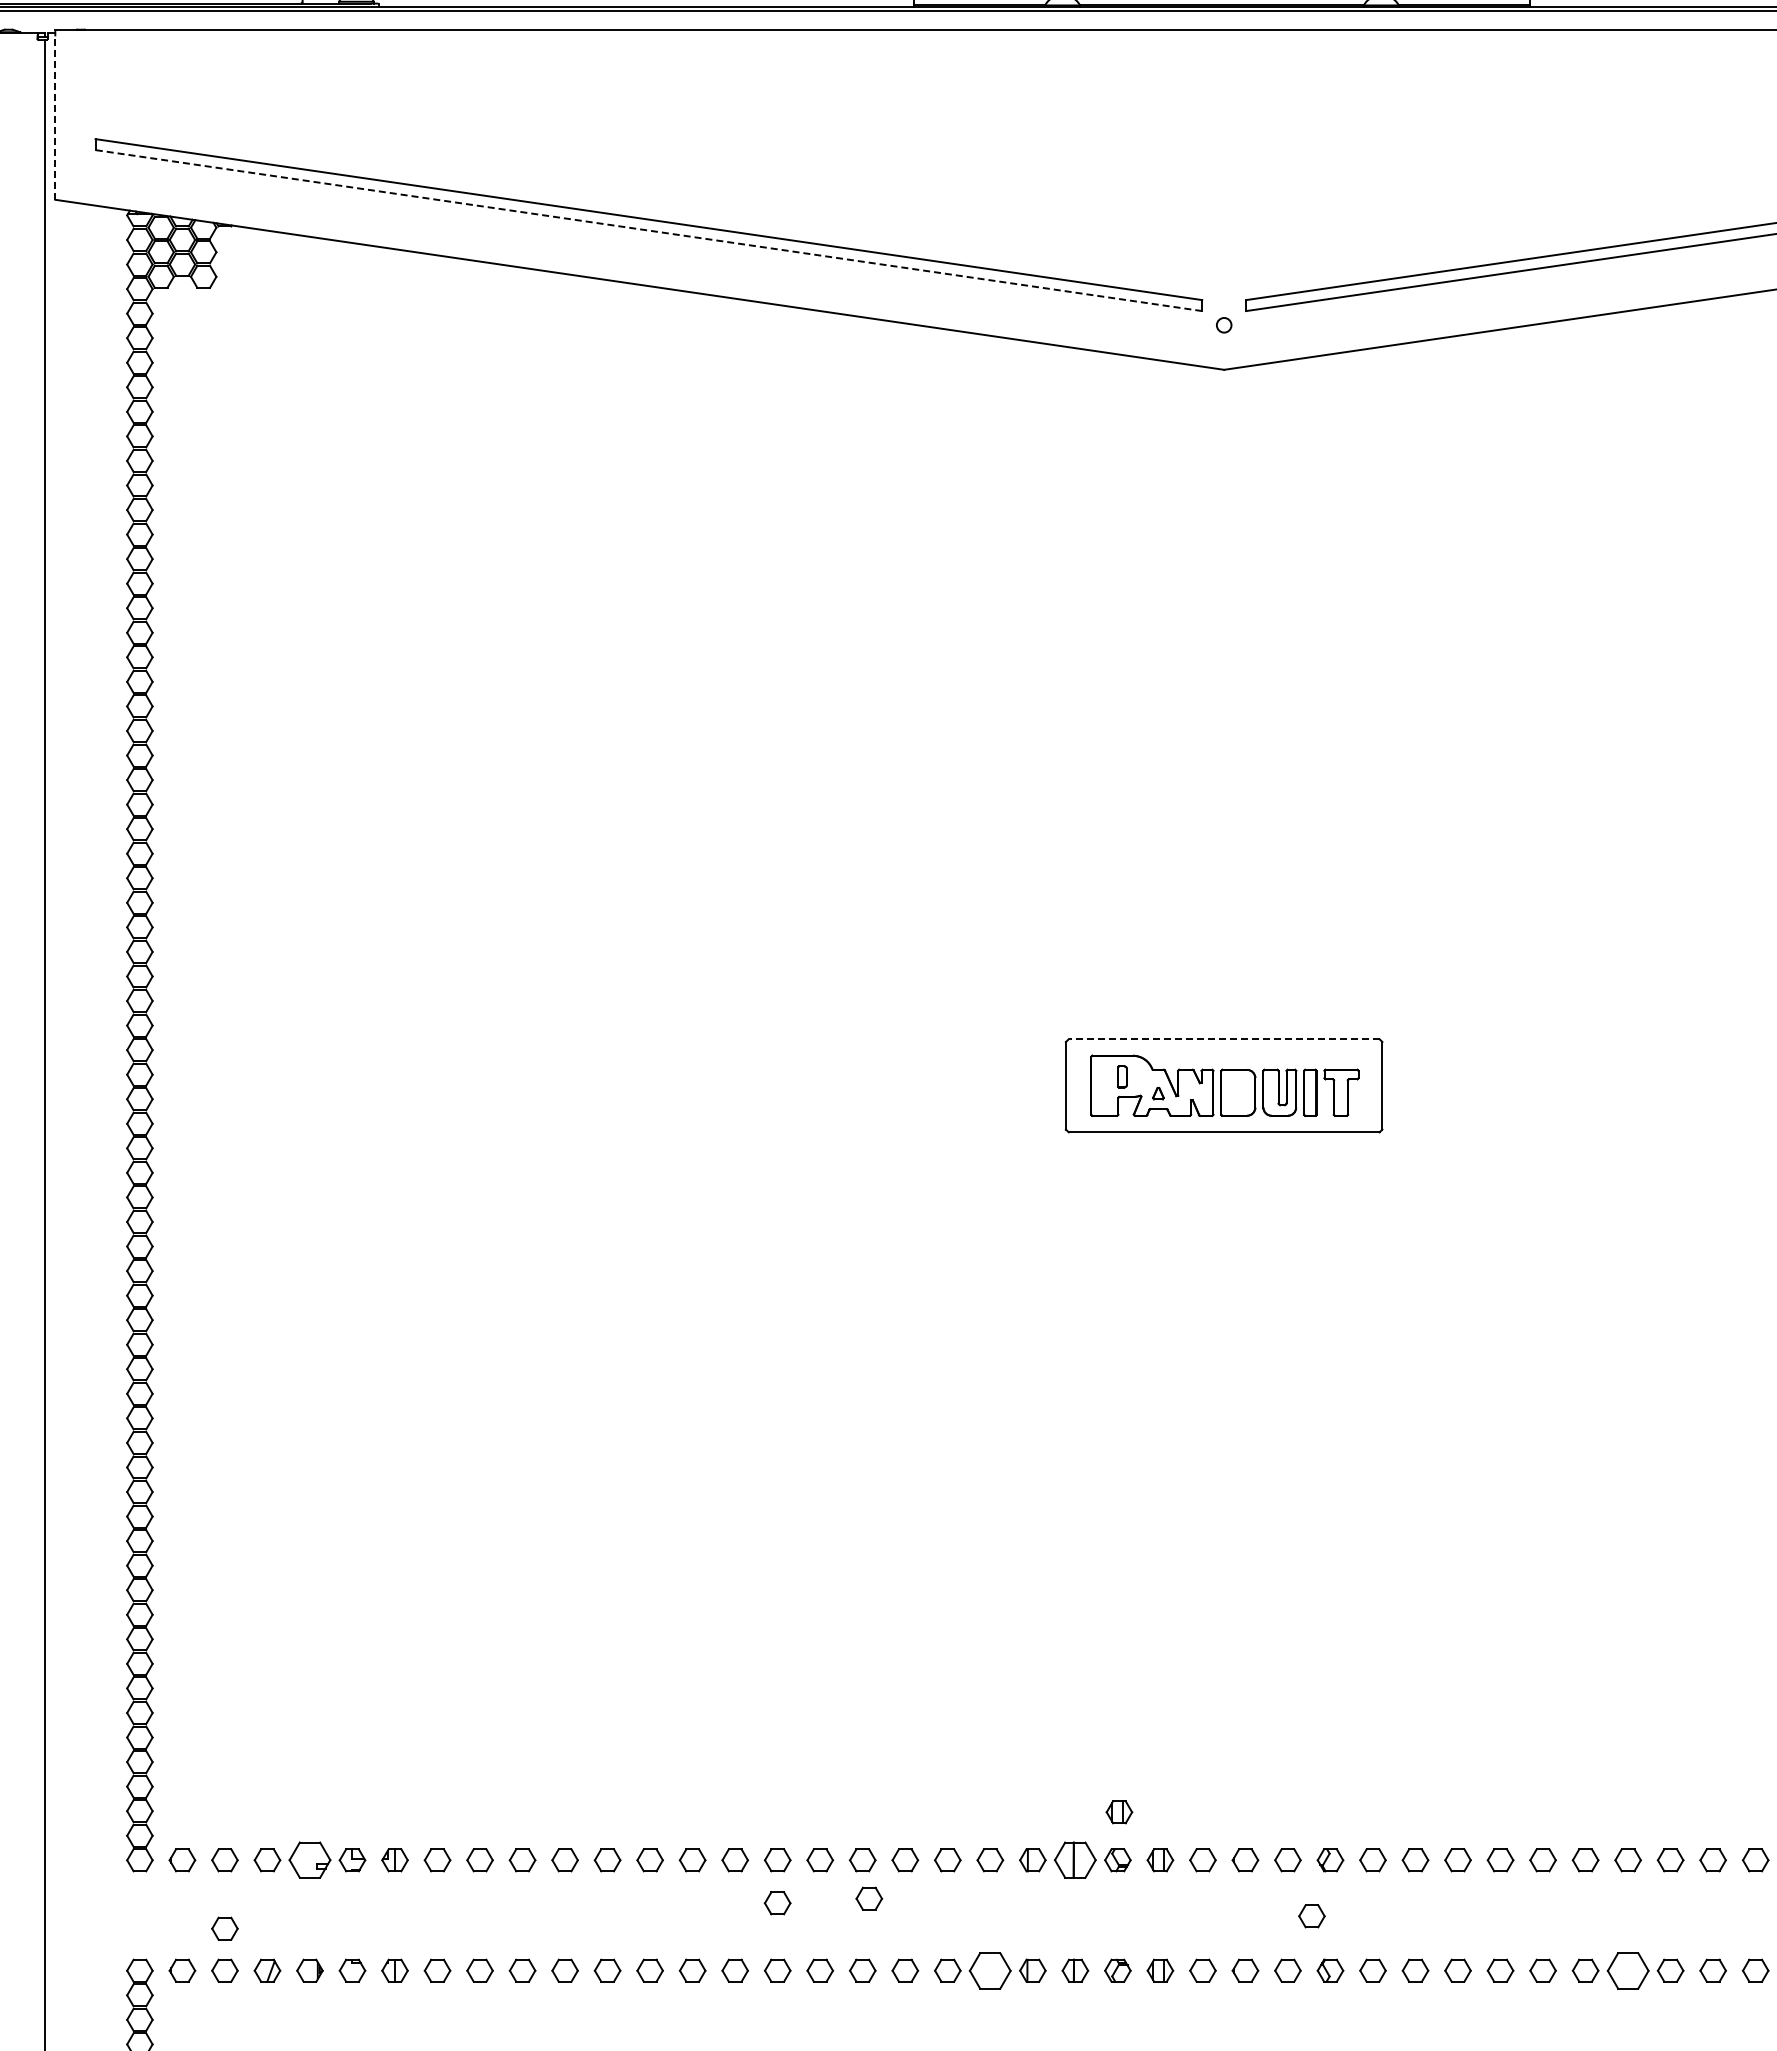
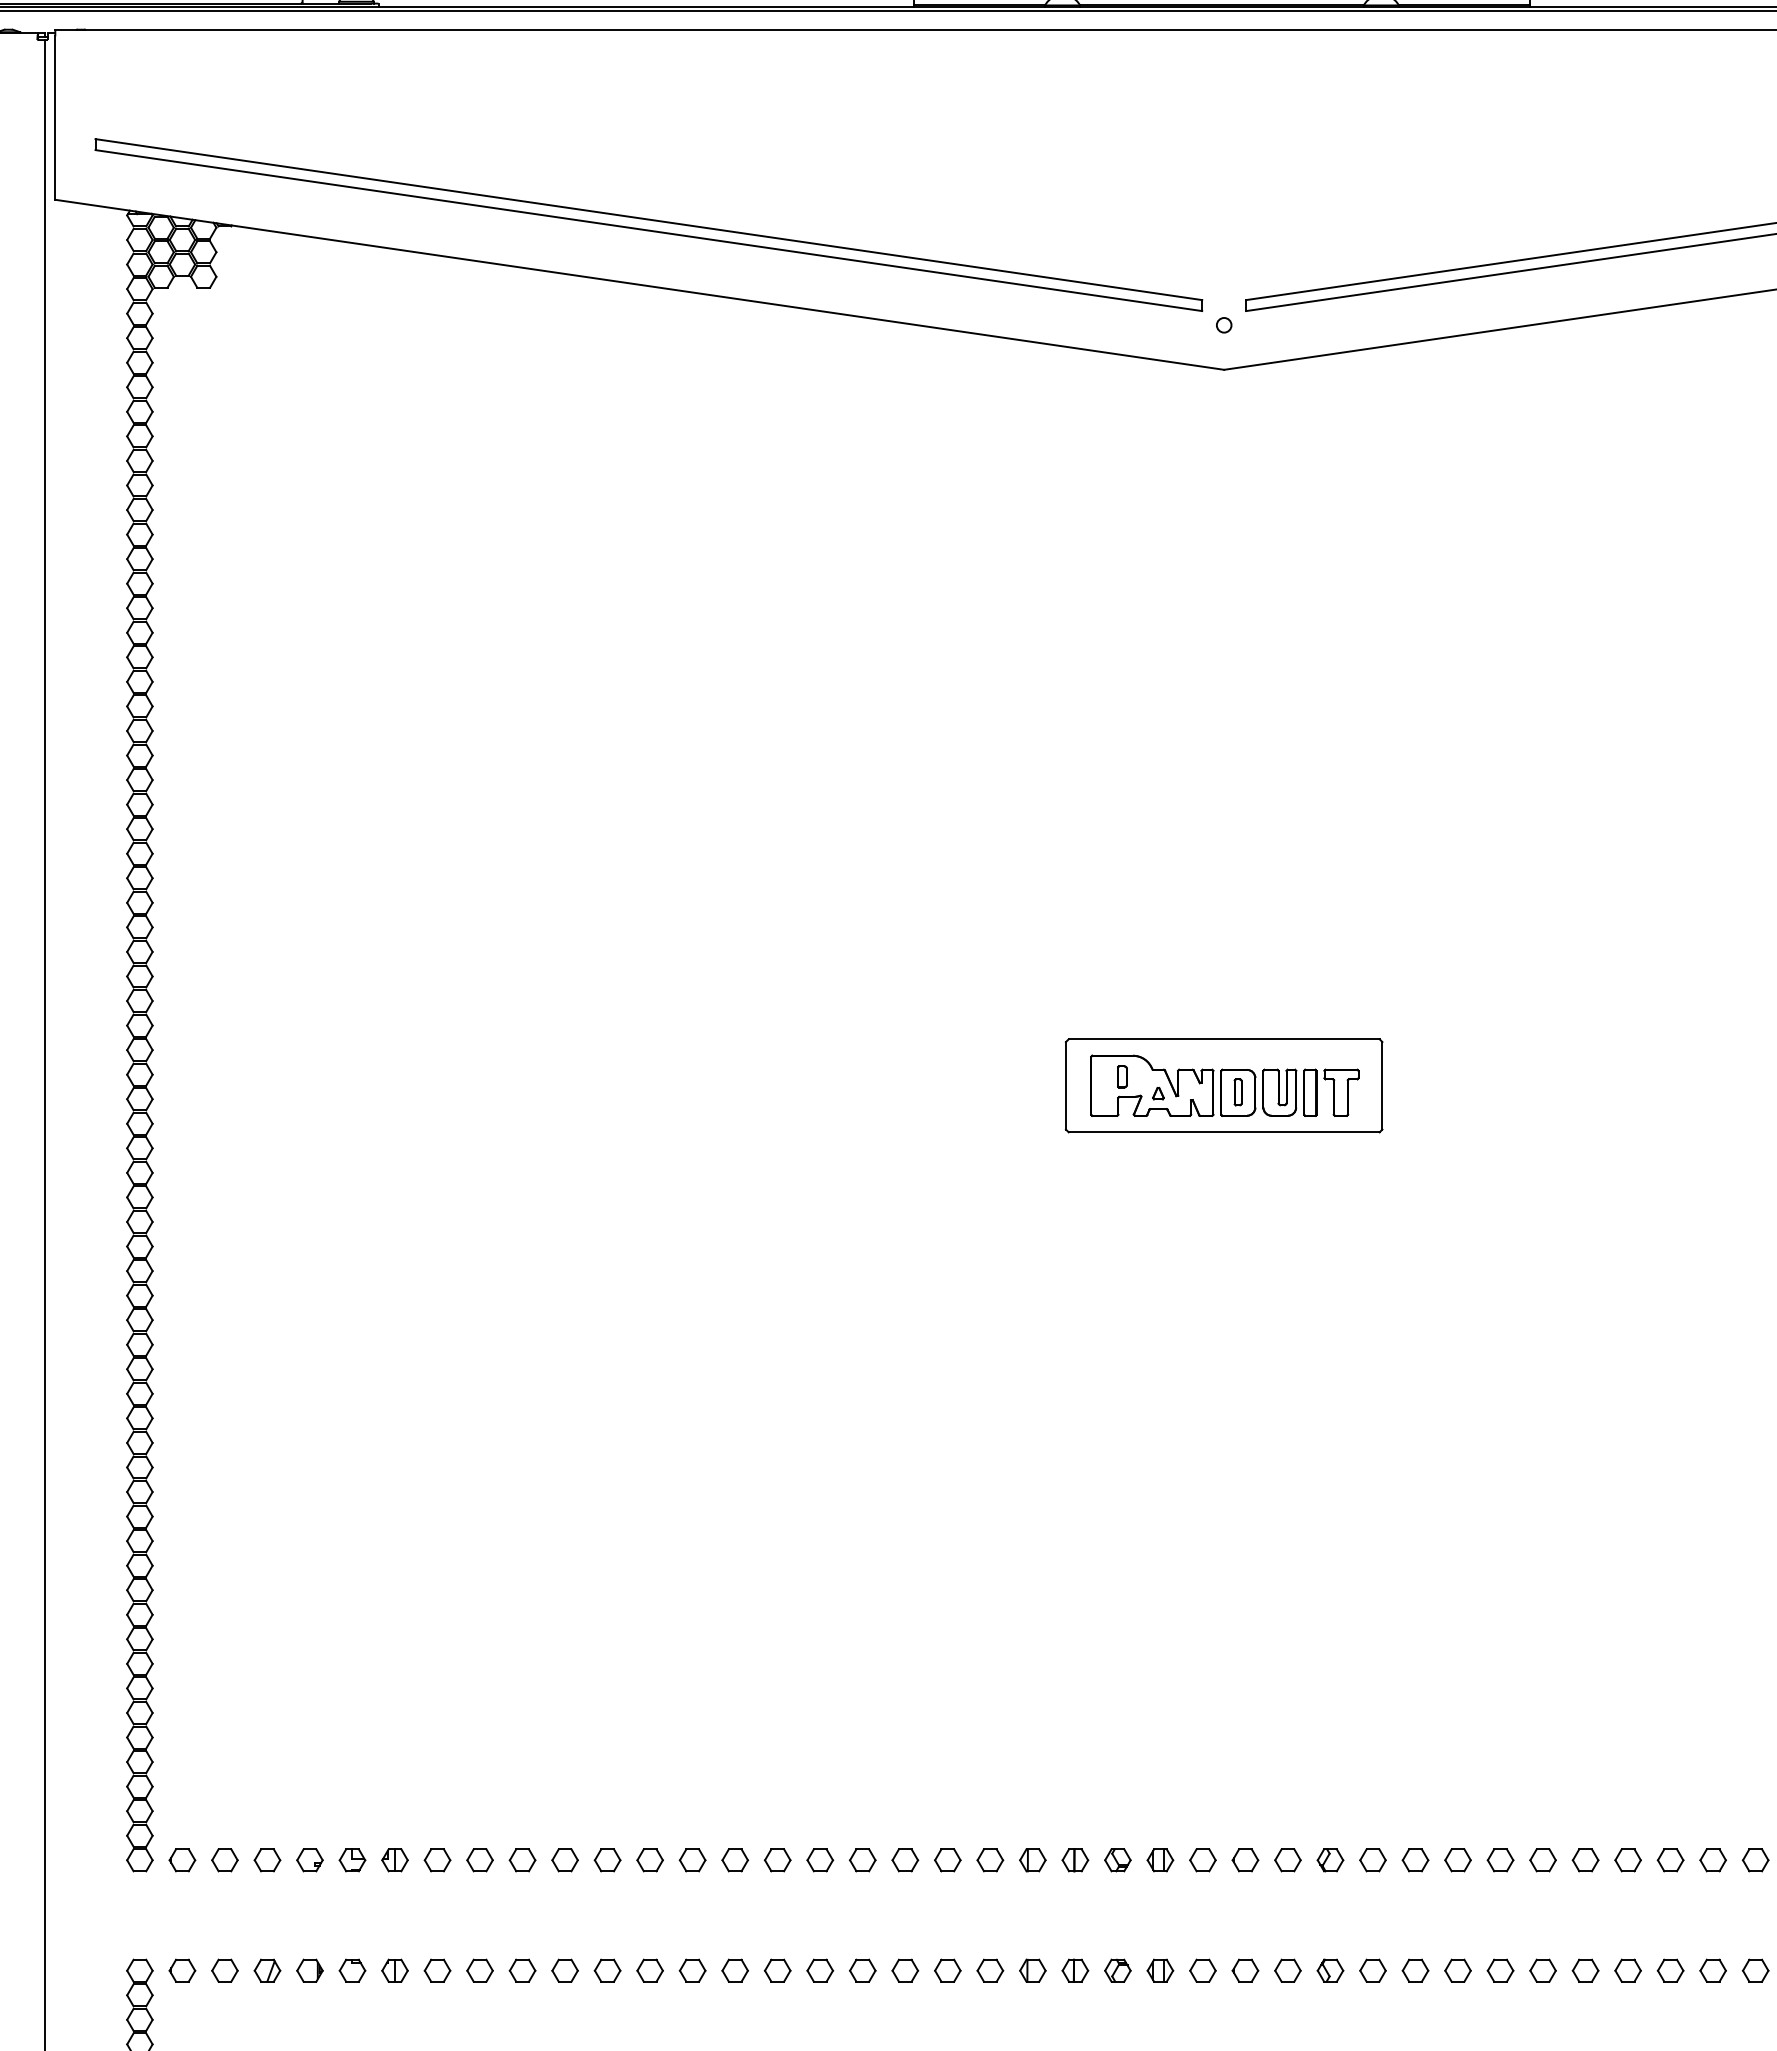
line: dashed -> solid (55, 118)
line: dashed -> solid (648, 230)
line: dashed -> solid (1223, 1039)
part: none -> present (1237, 1092)
part: present -> none (1119, 1812)
part size: 44x38 px -> 28x25 px (309, 1860)
part size: 43x38 px -> 29x25 px (1075, 1860)
part: present -> none (869, 1898)
part: present -> none (777, 1903)
part: present -> none (1311, 1916)
part: present -> none (224, 1928)
part size: 44x38 px -> 29x25 px (990, 1970)
part size: 44x38 px -> 28x25 px (1627, 1970)
